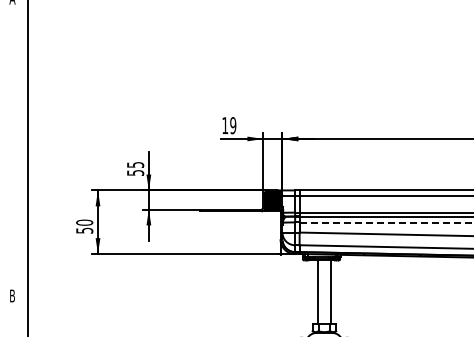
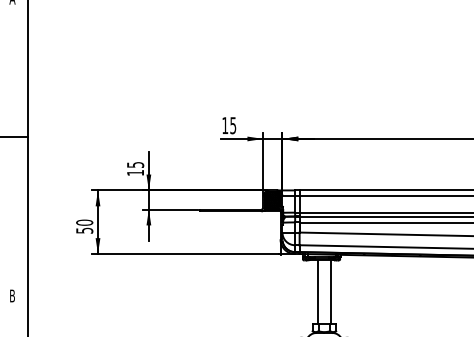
text: 19 -> 15 (233, 125)
line: none -> present (15, 136)
text: 55 -> 15 (135, 172)
line: dashed -> solid (386, 222)
